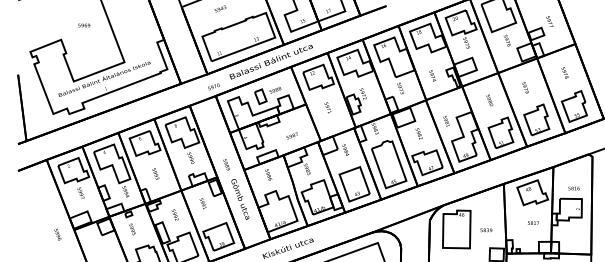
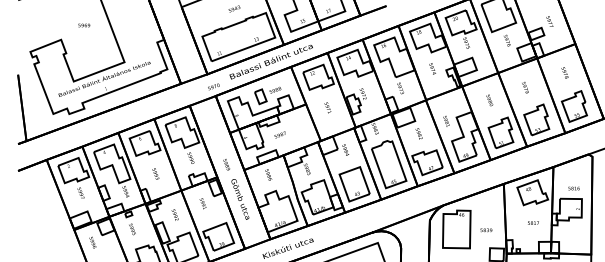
text position: (220, 8) -> (234, 8) (234, 8)
text position: (432, 75) -> (432, 68) (432, 68)
text position: (291, 135) -> (279, 134) (279, 134)
text position: (57, 234) -> (92, 242) (92, 242)
